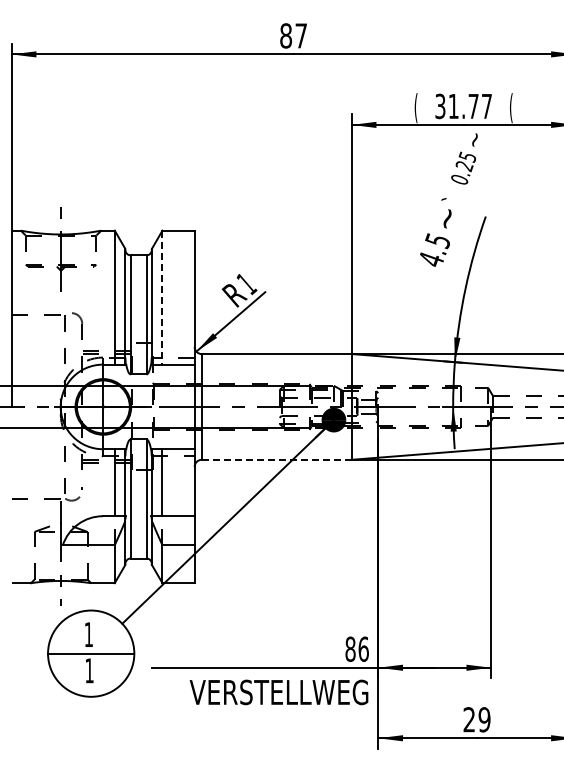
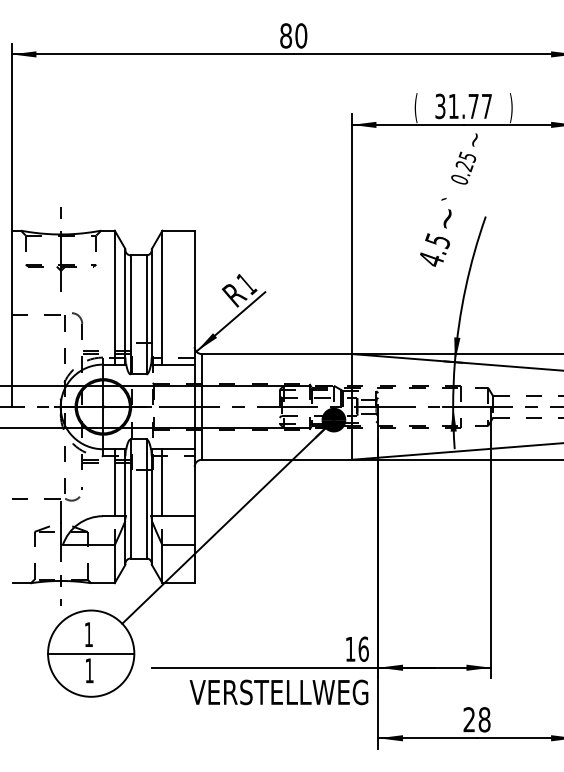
text: 87 -> 80 (301, 35)
text: ( -> ) (511, 108)
line: dashed -> solid (162, 297)
line: dashed -> solid (277, 459)
text: 86 -> 16 (350, 648)
text: 29 -> 28 (484, 719)
